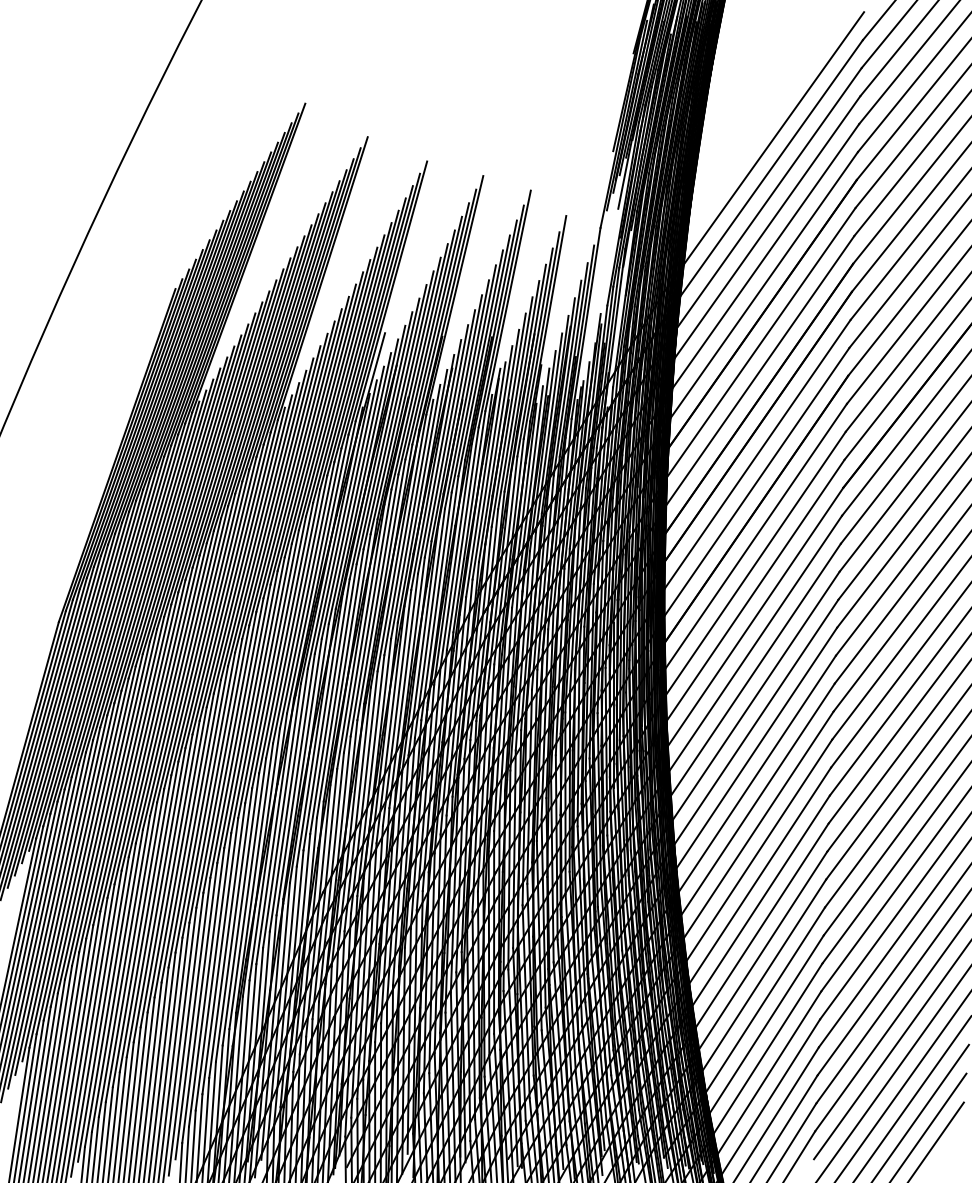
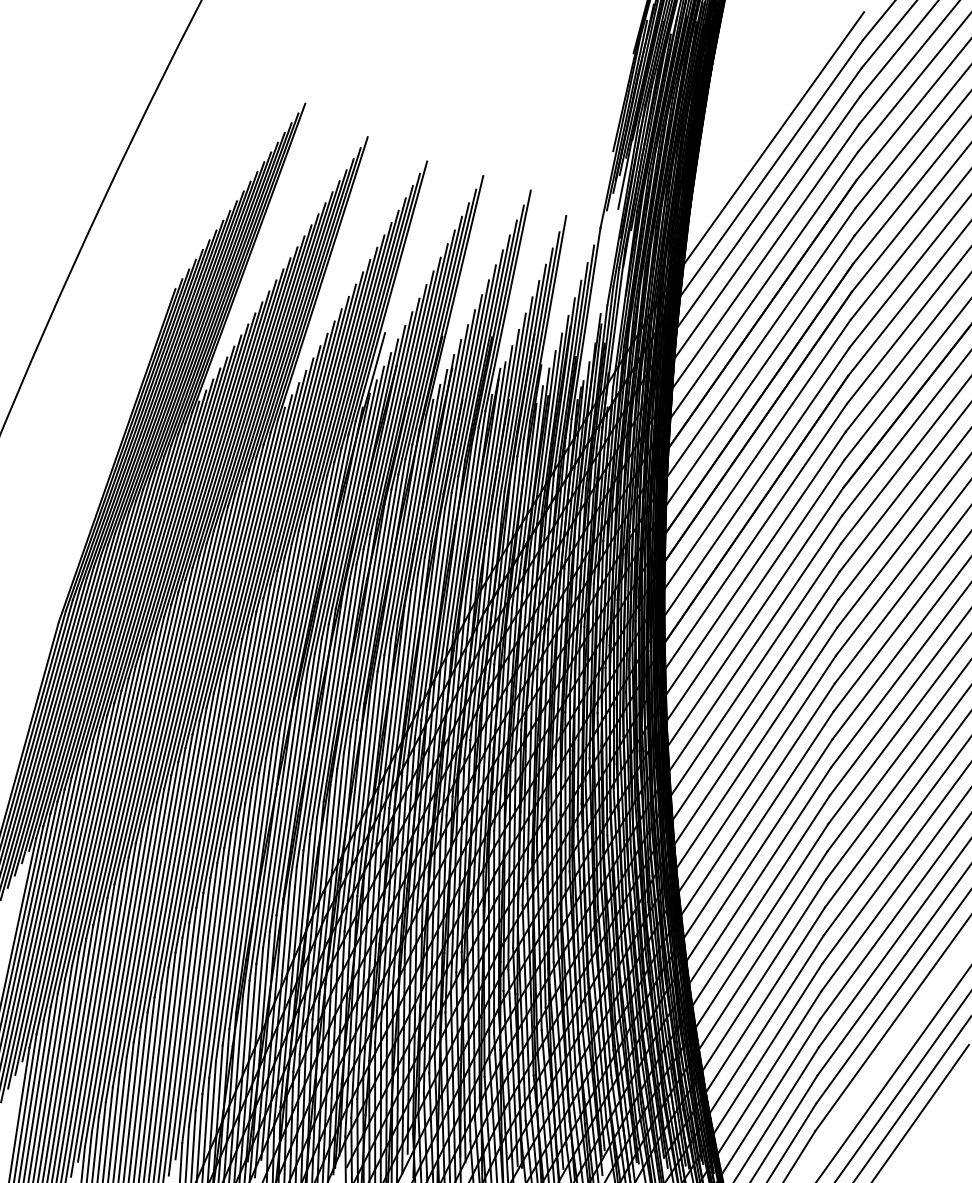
line: present -> none (891, 1051)
line: present -> none (929, 1126)
line: present -> none (936, 1140)
